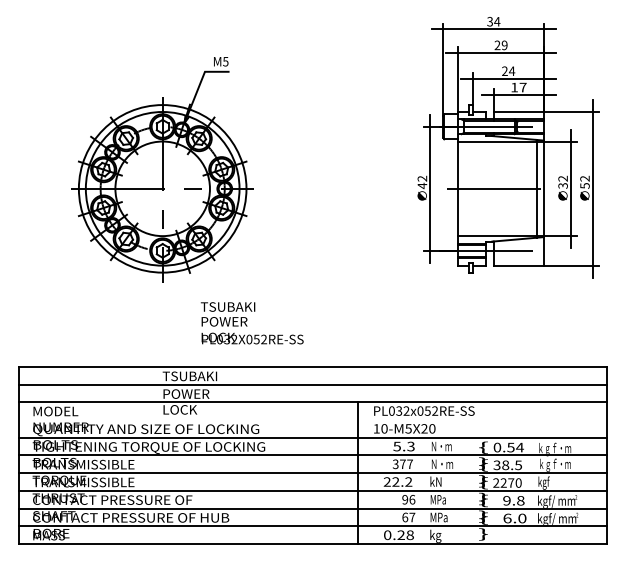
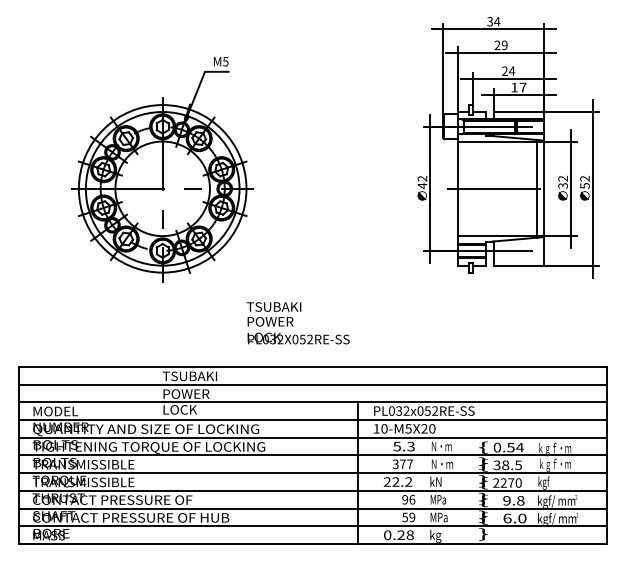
text position: (252, 323) -> (298, 323) (298, 323)
line: none -> present (312, 419)
text: 67 -> 59 (408, 517)
